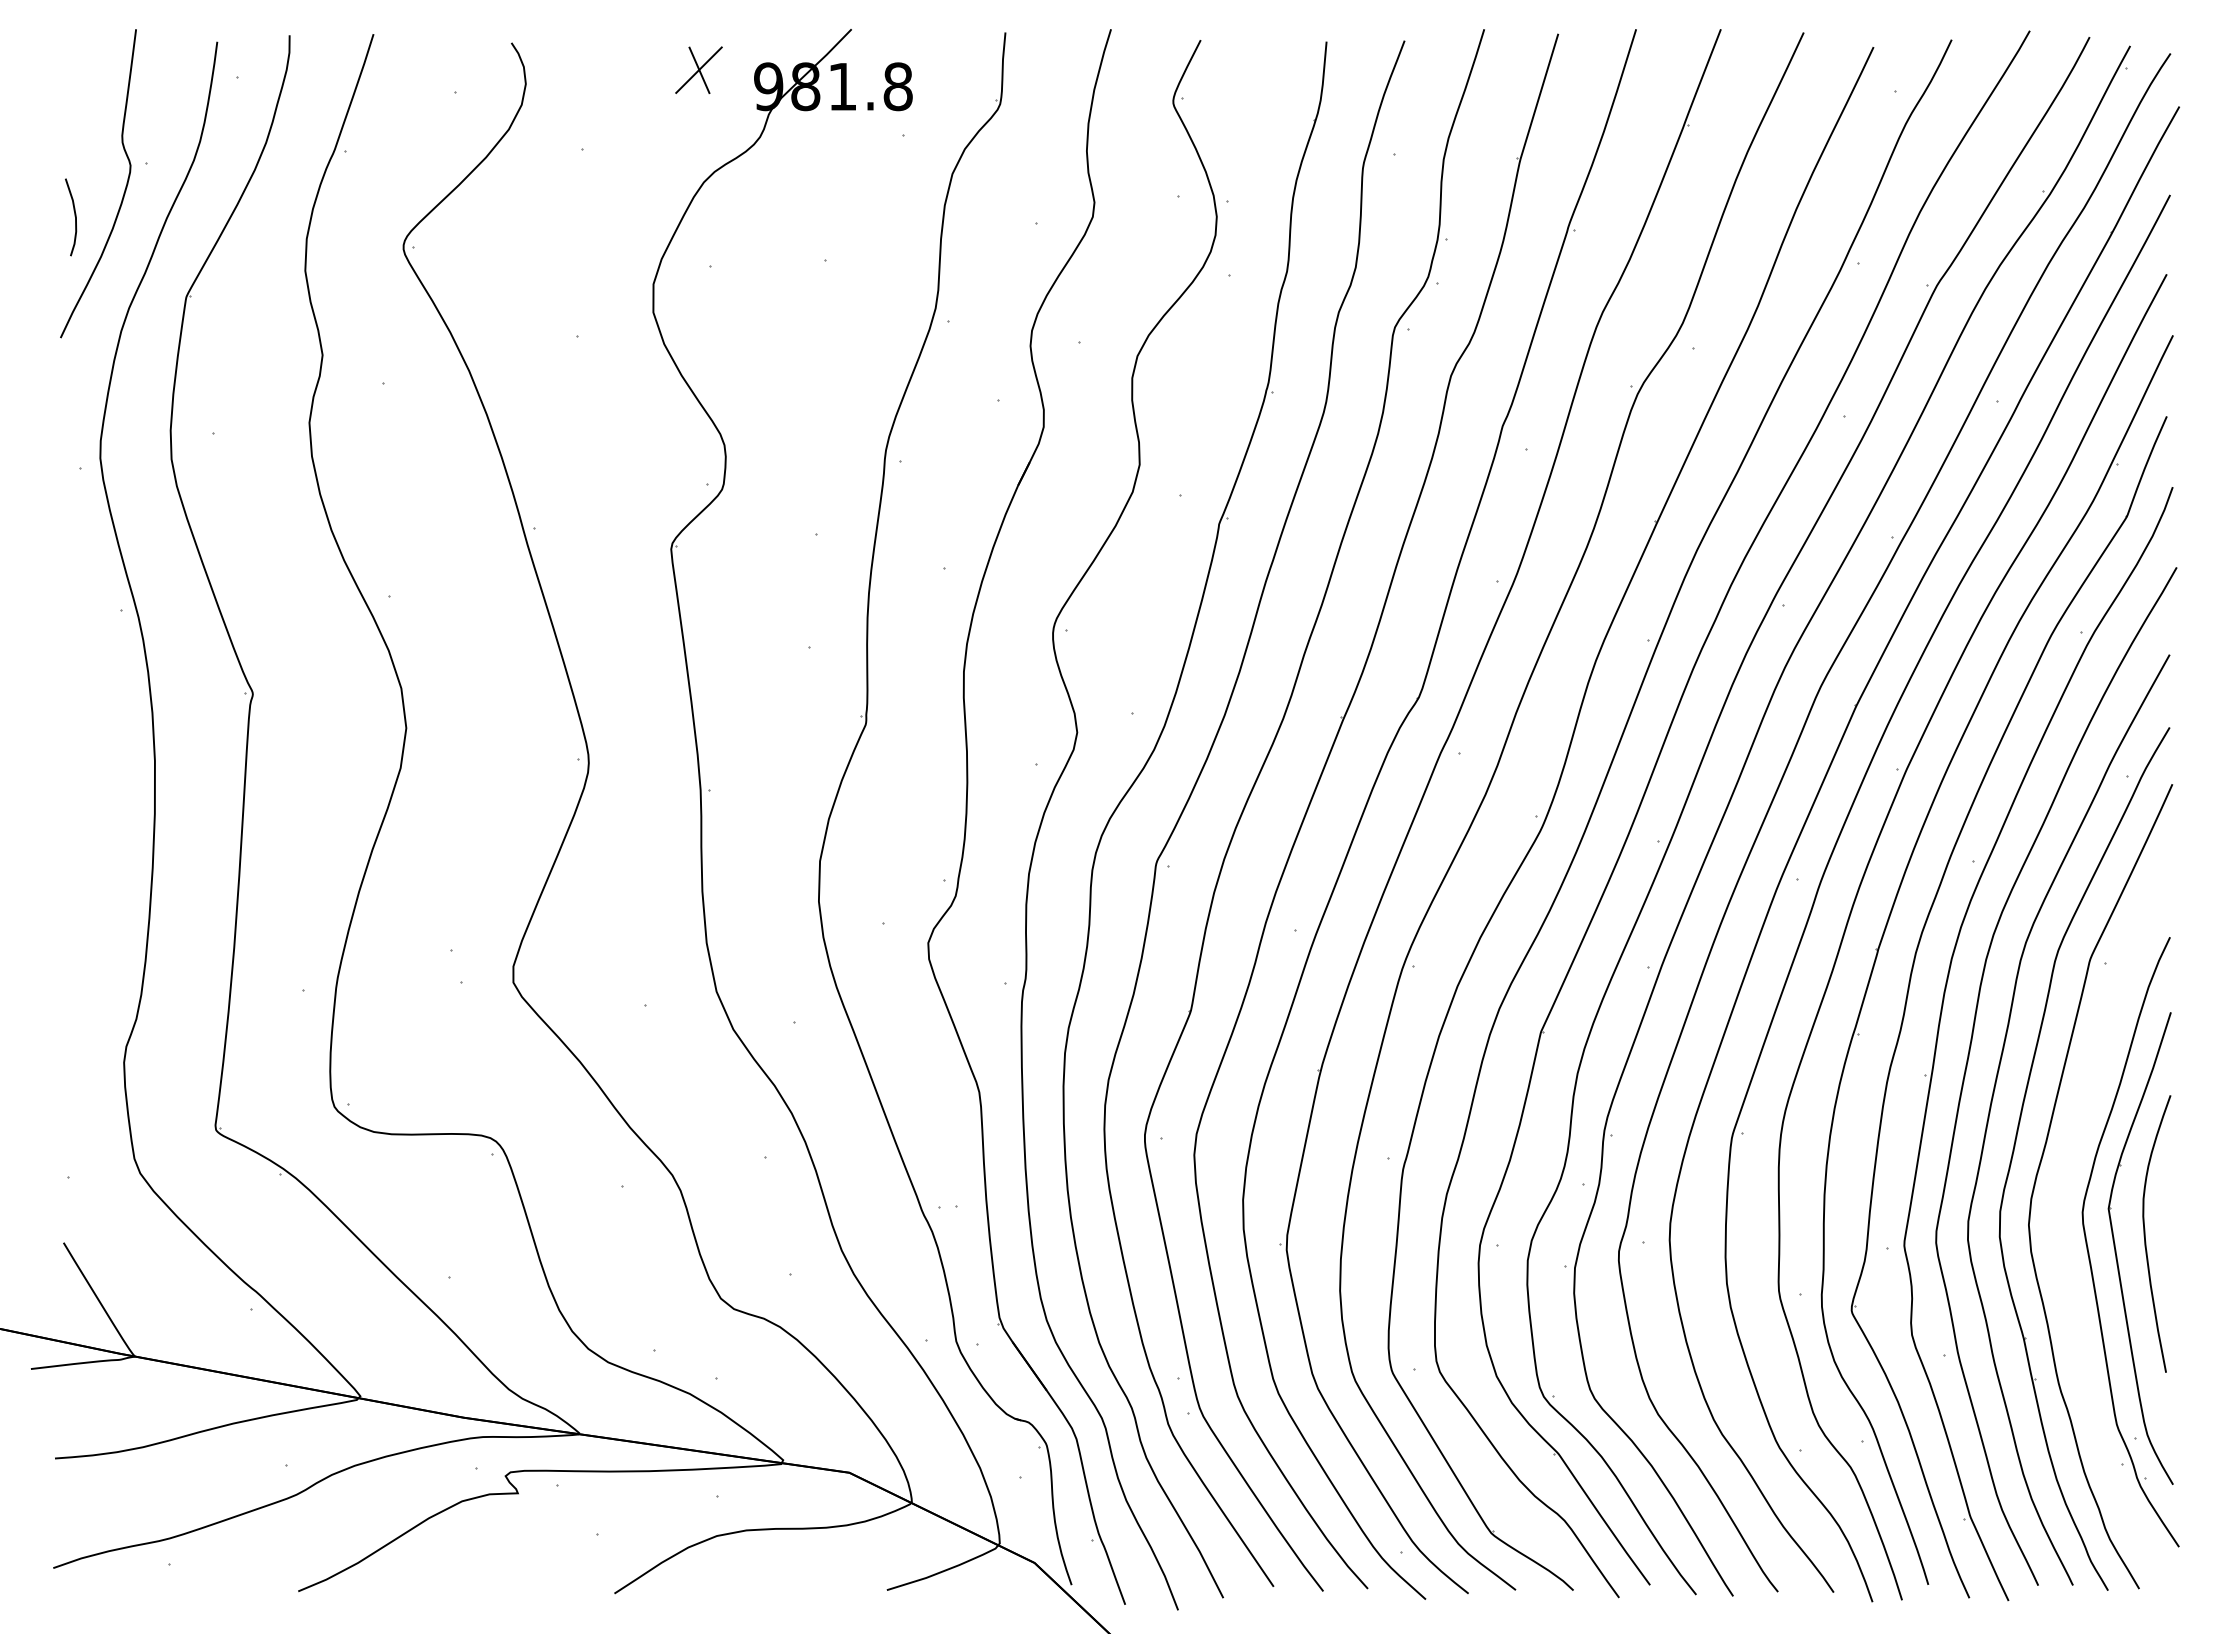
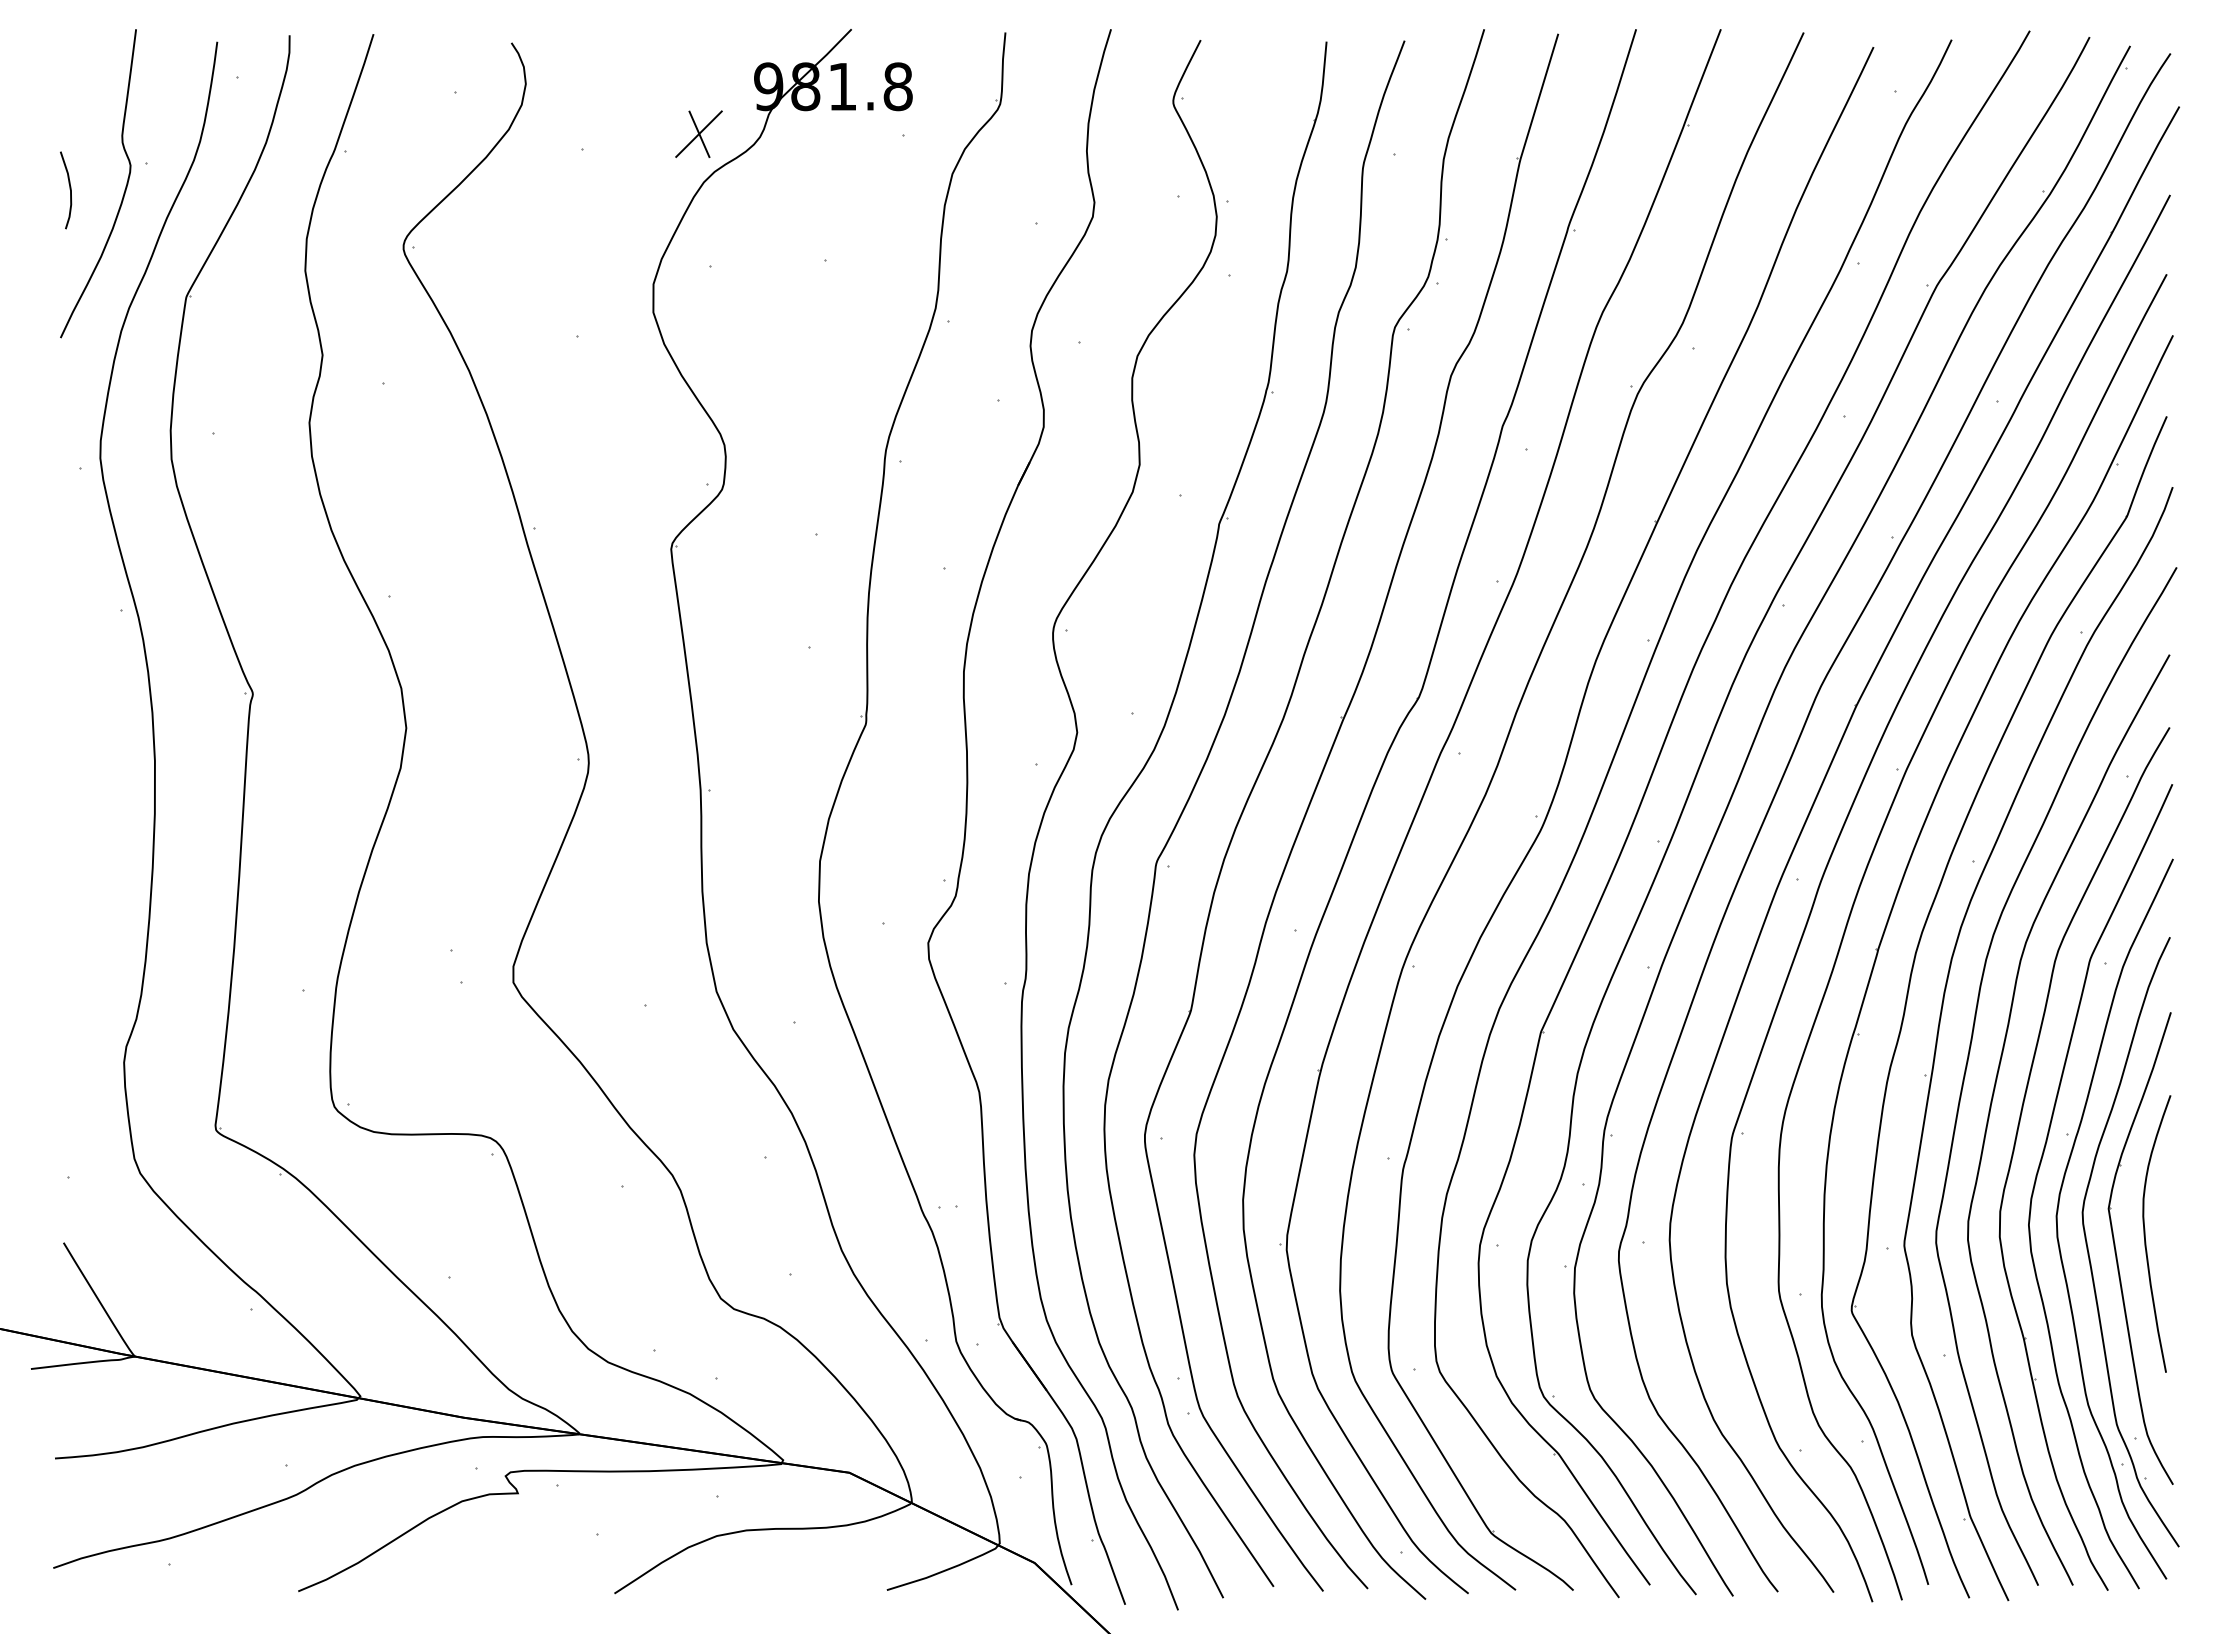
part position: (698, 69) -> (698, 133) (698, 133)
curve position: (74, 216) -> (69, 189) (69, 189)
part: none -> present (2058, 1211)
